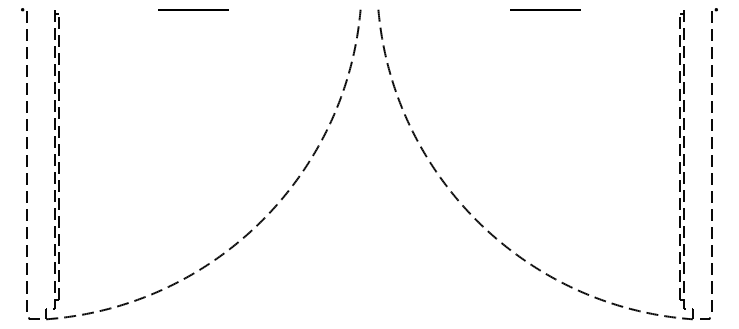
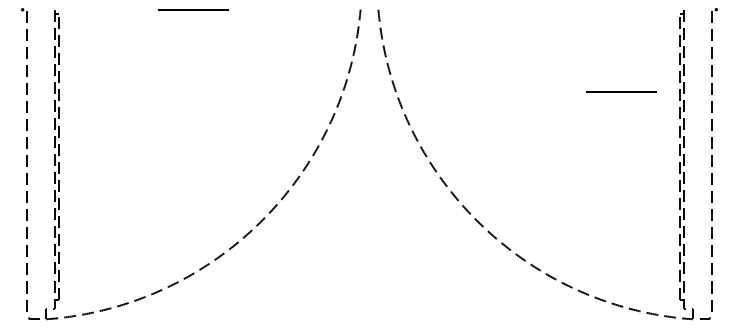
line position: (545, 9) -> (621, 91) (621, 91)
